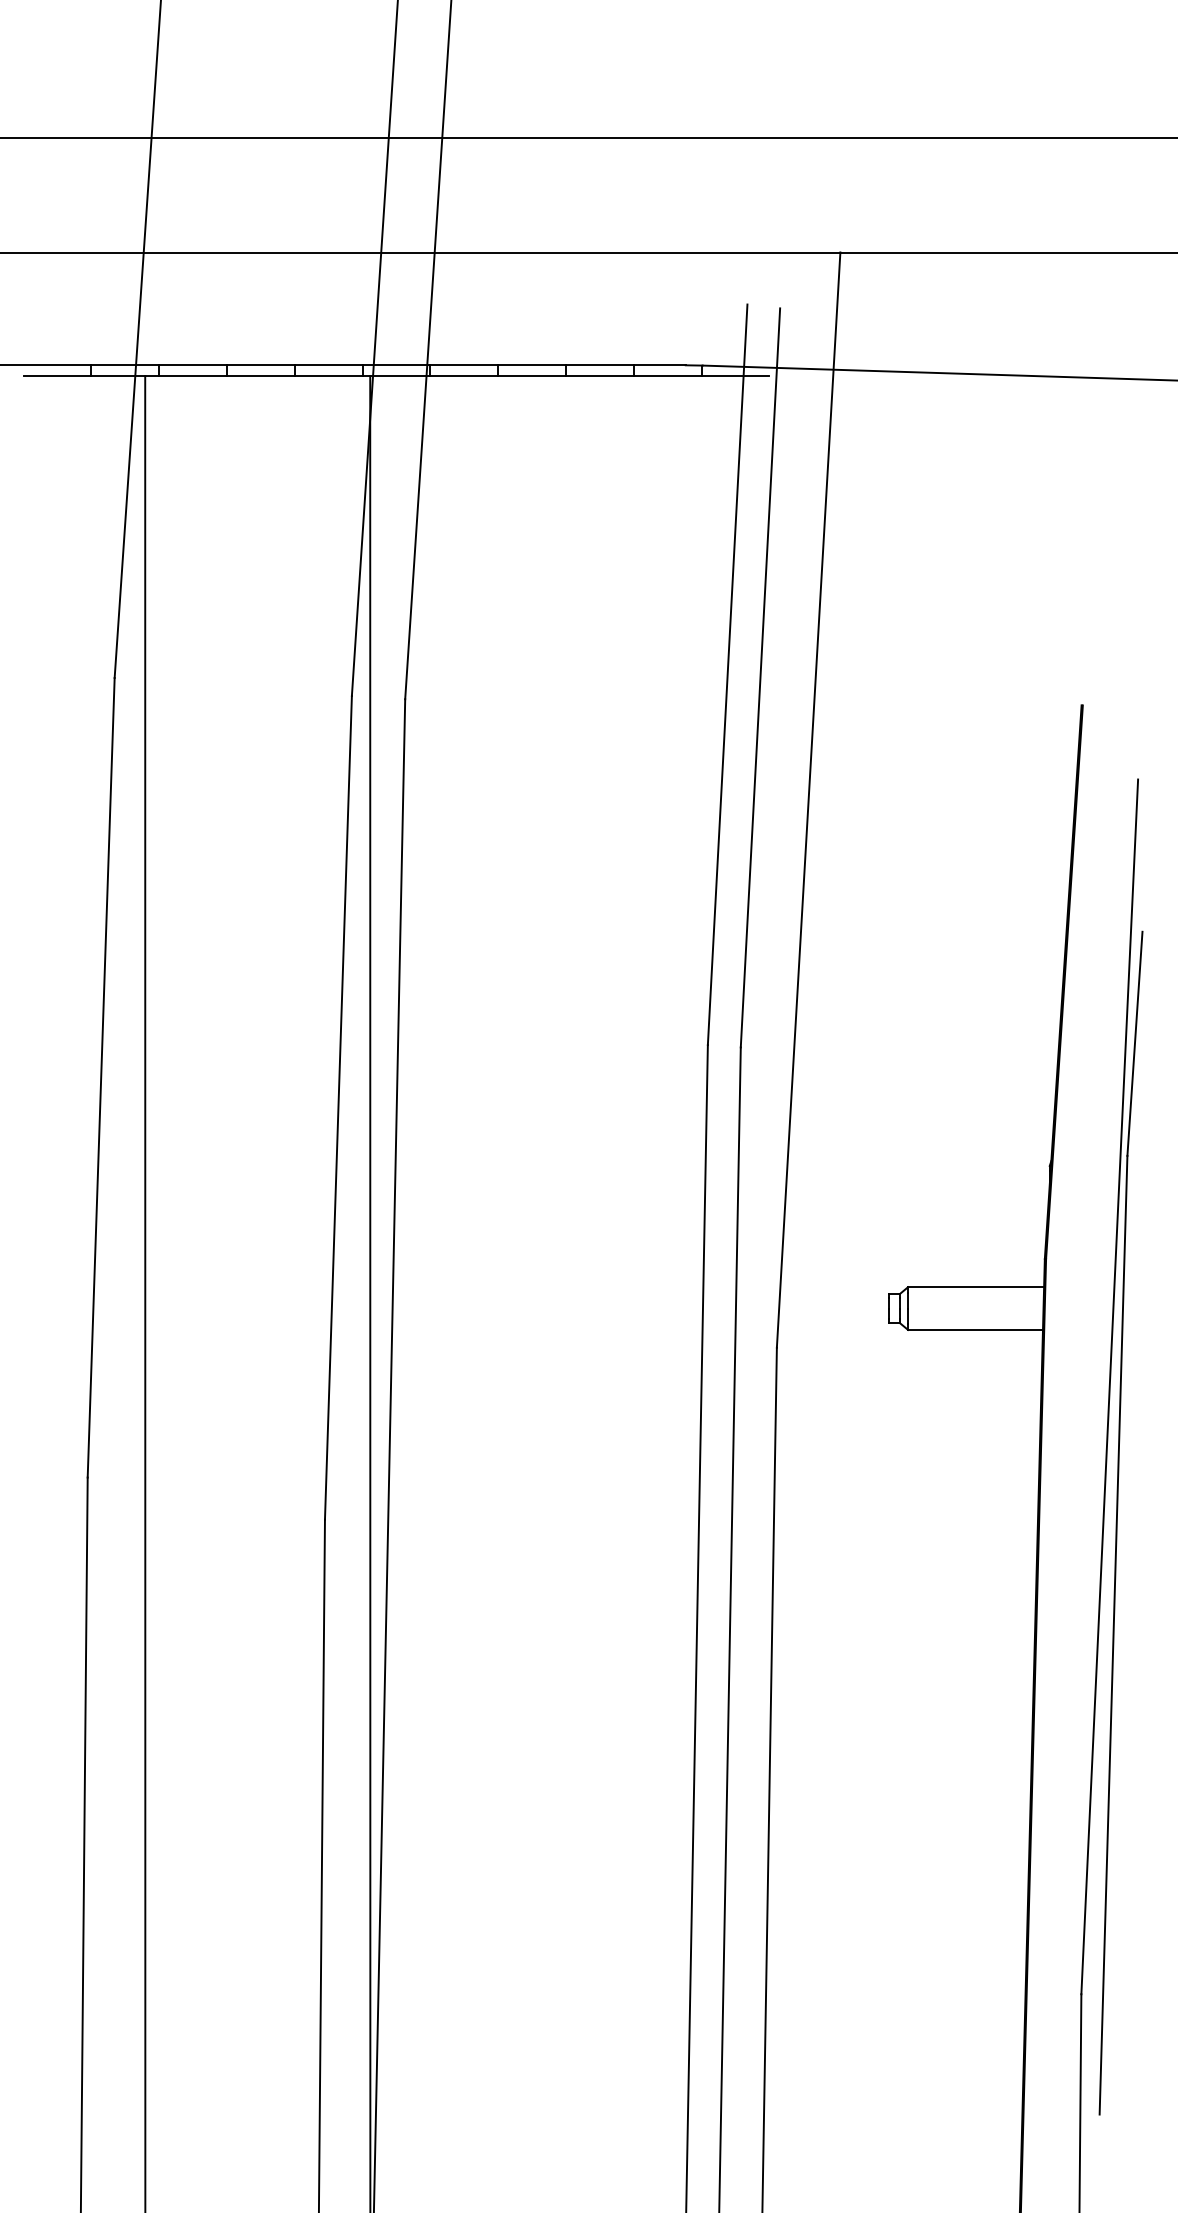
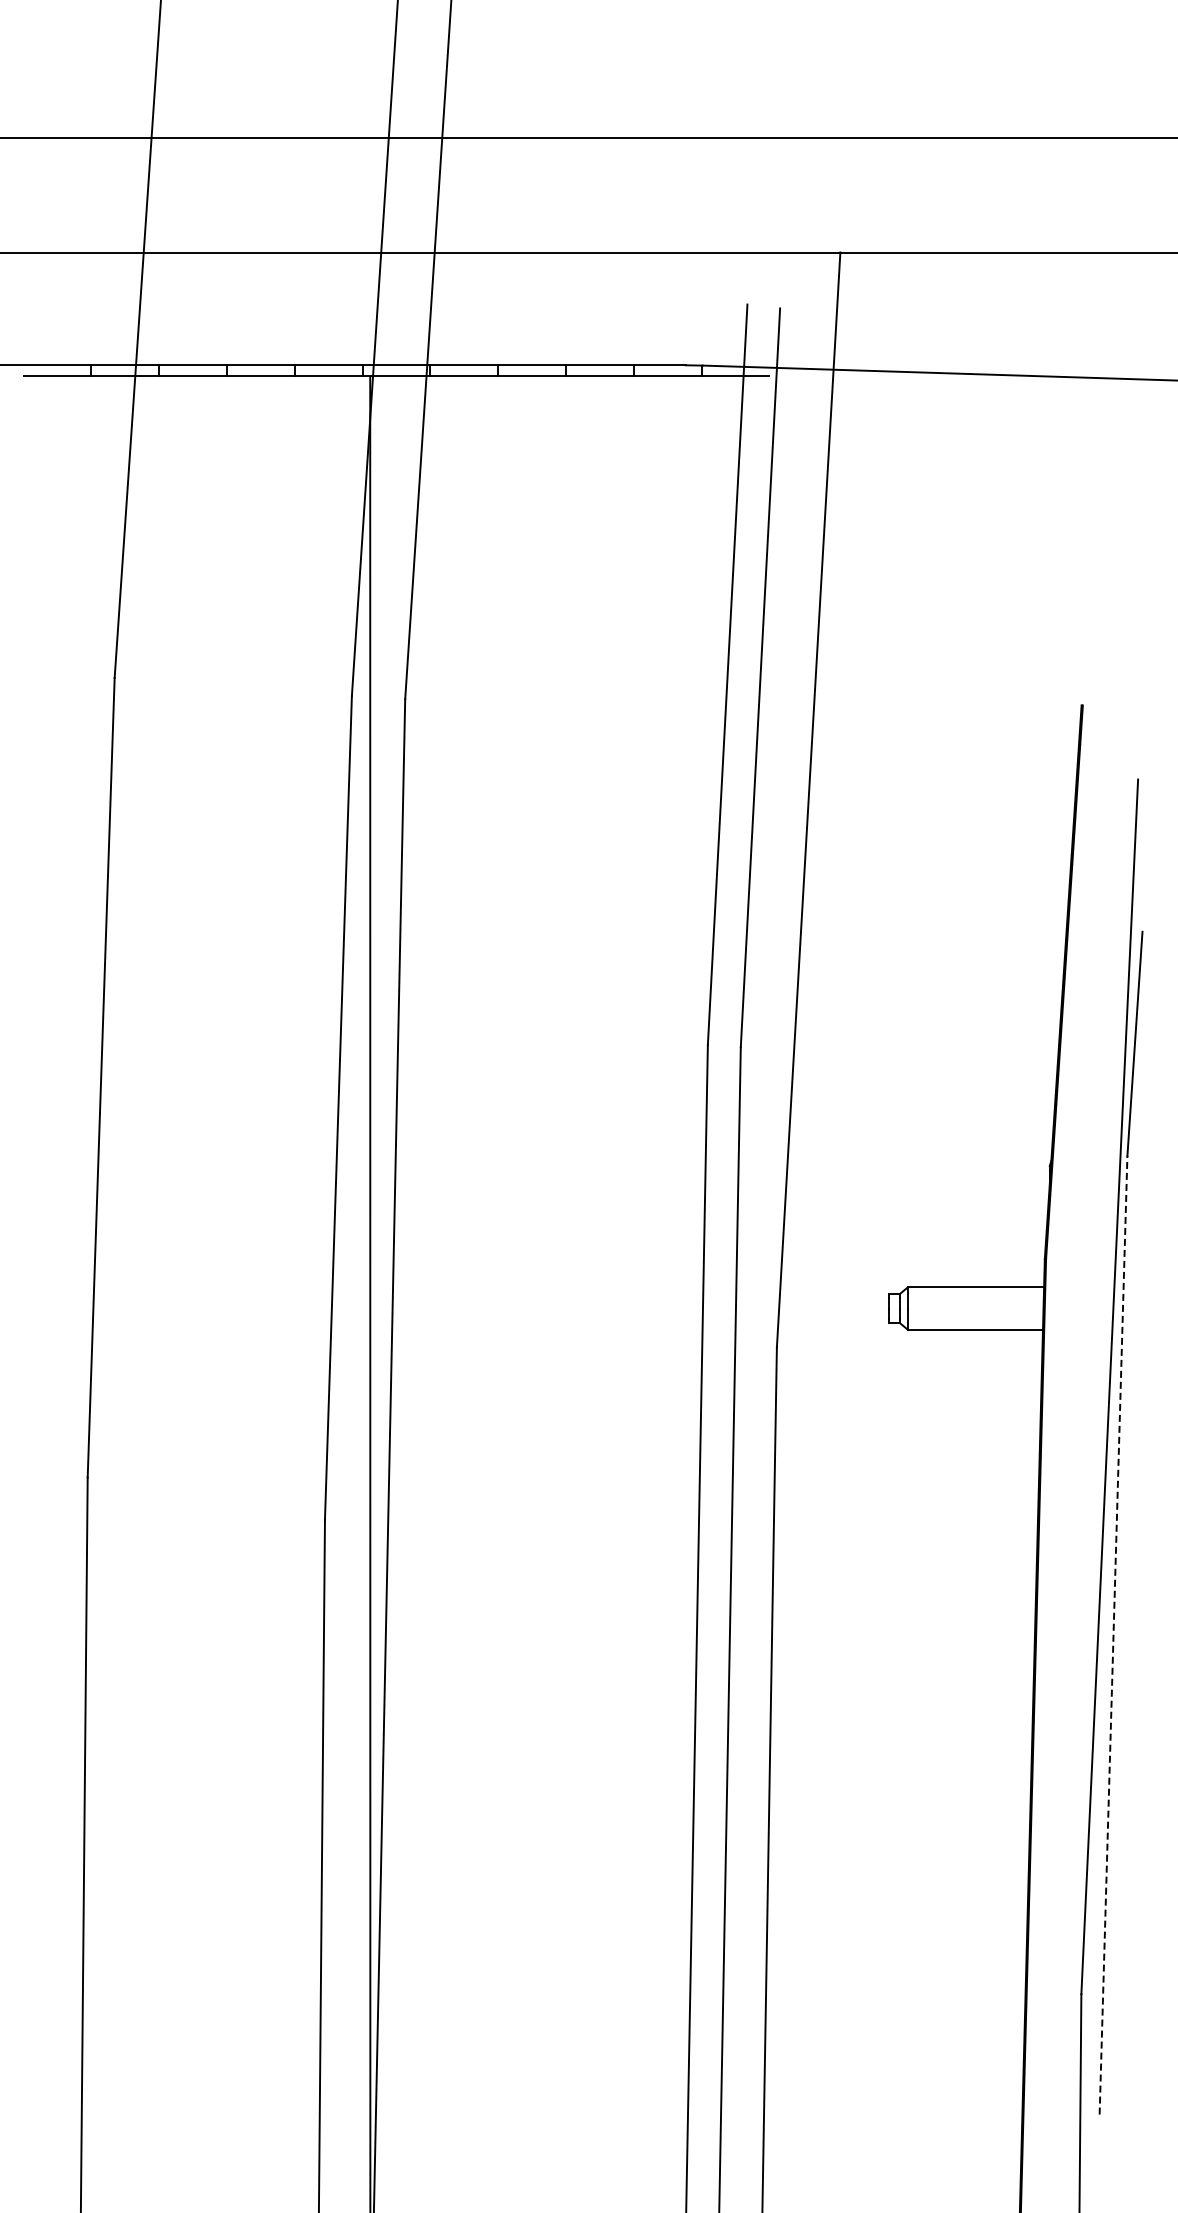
line: present -> none (145, 1292)
line: solid -> dashed (1113, 1635)
